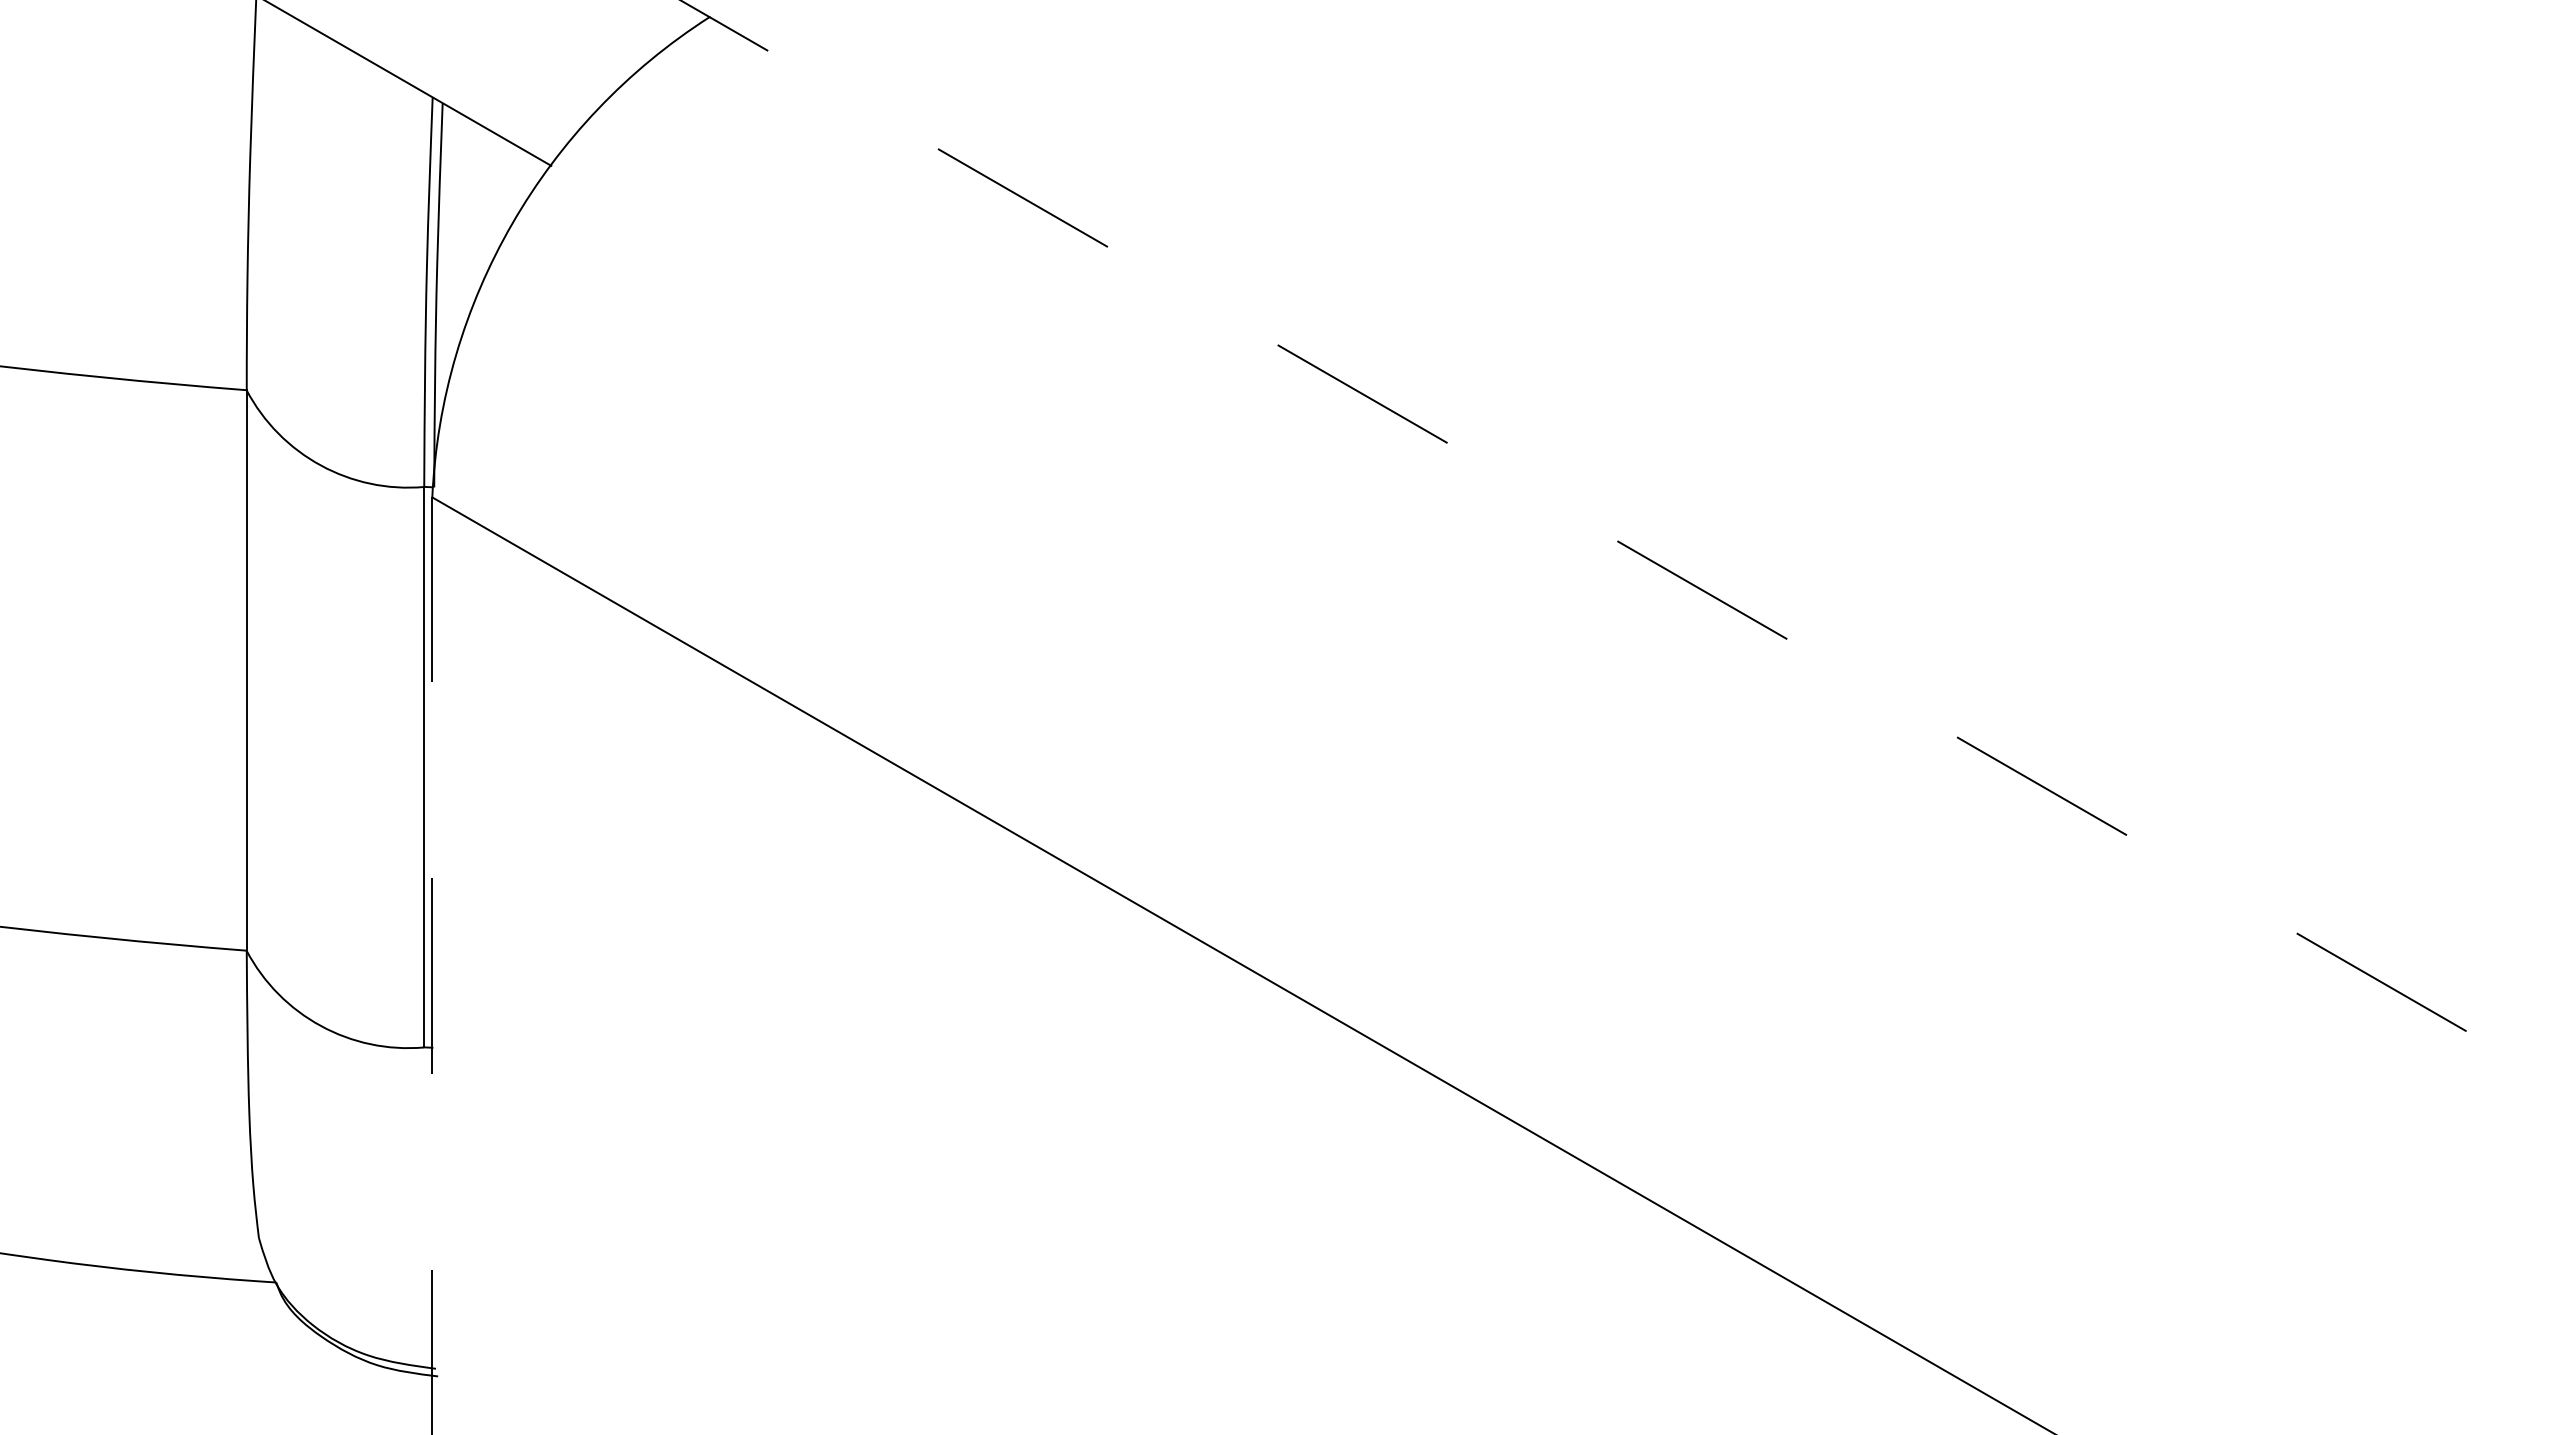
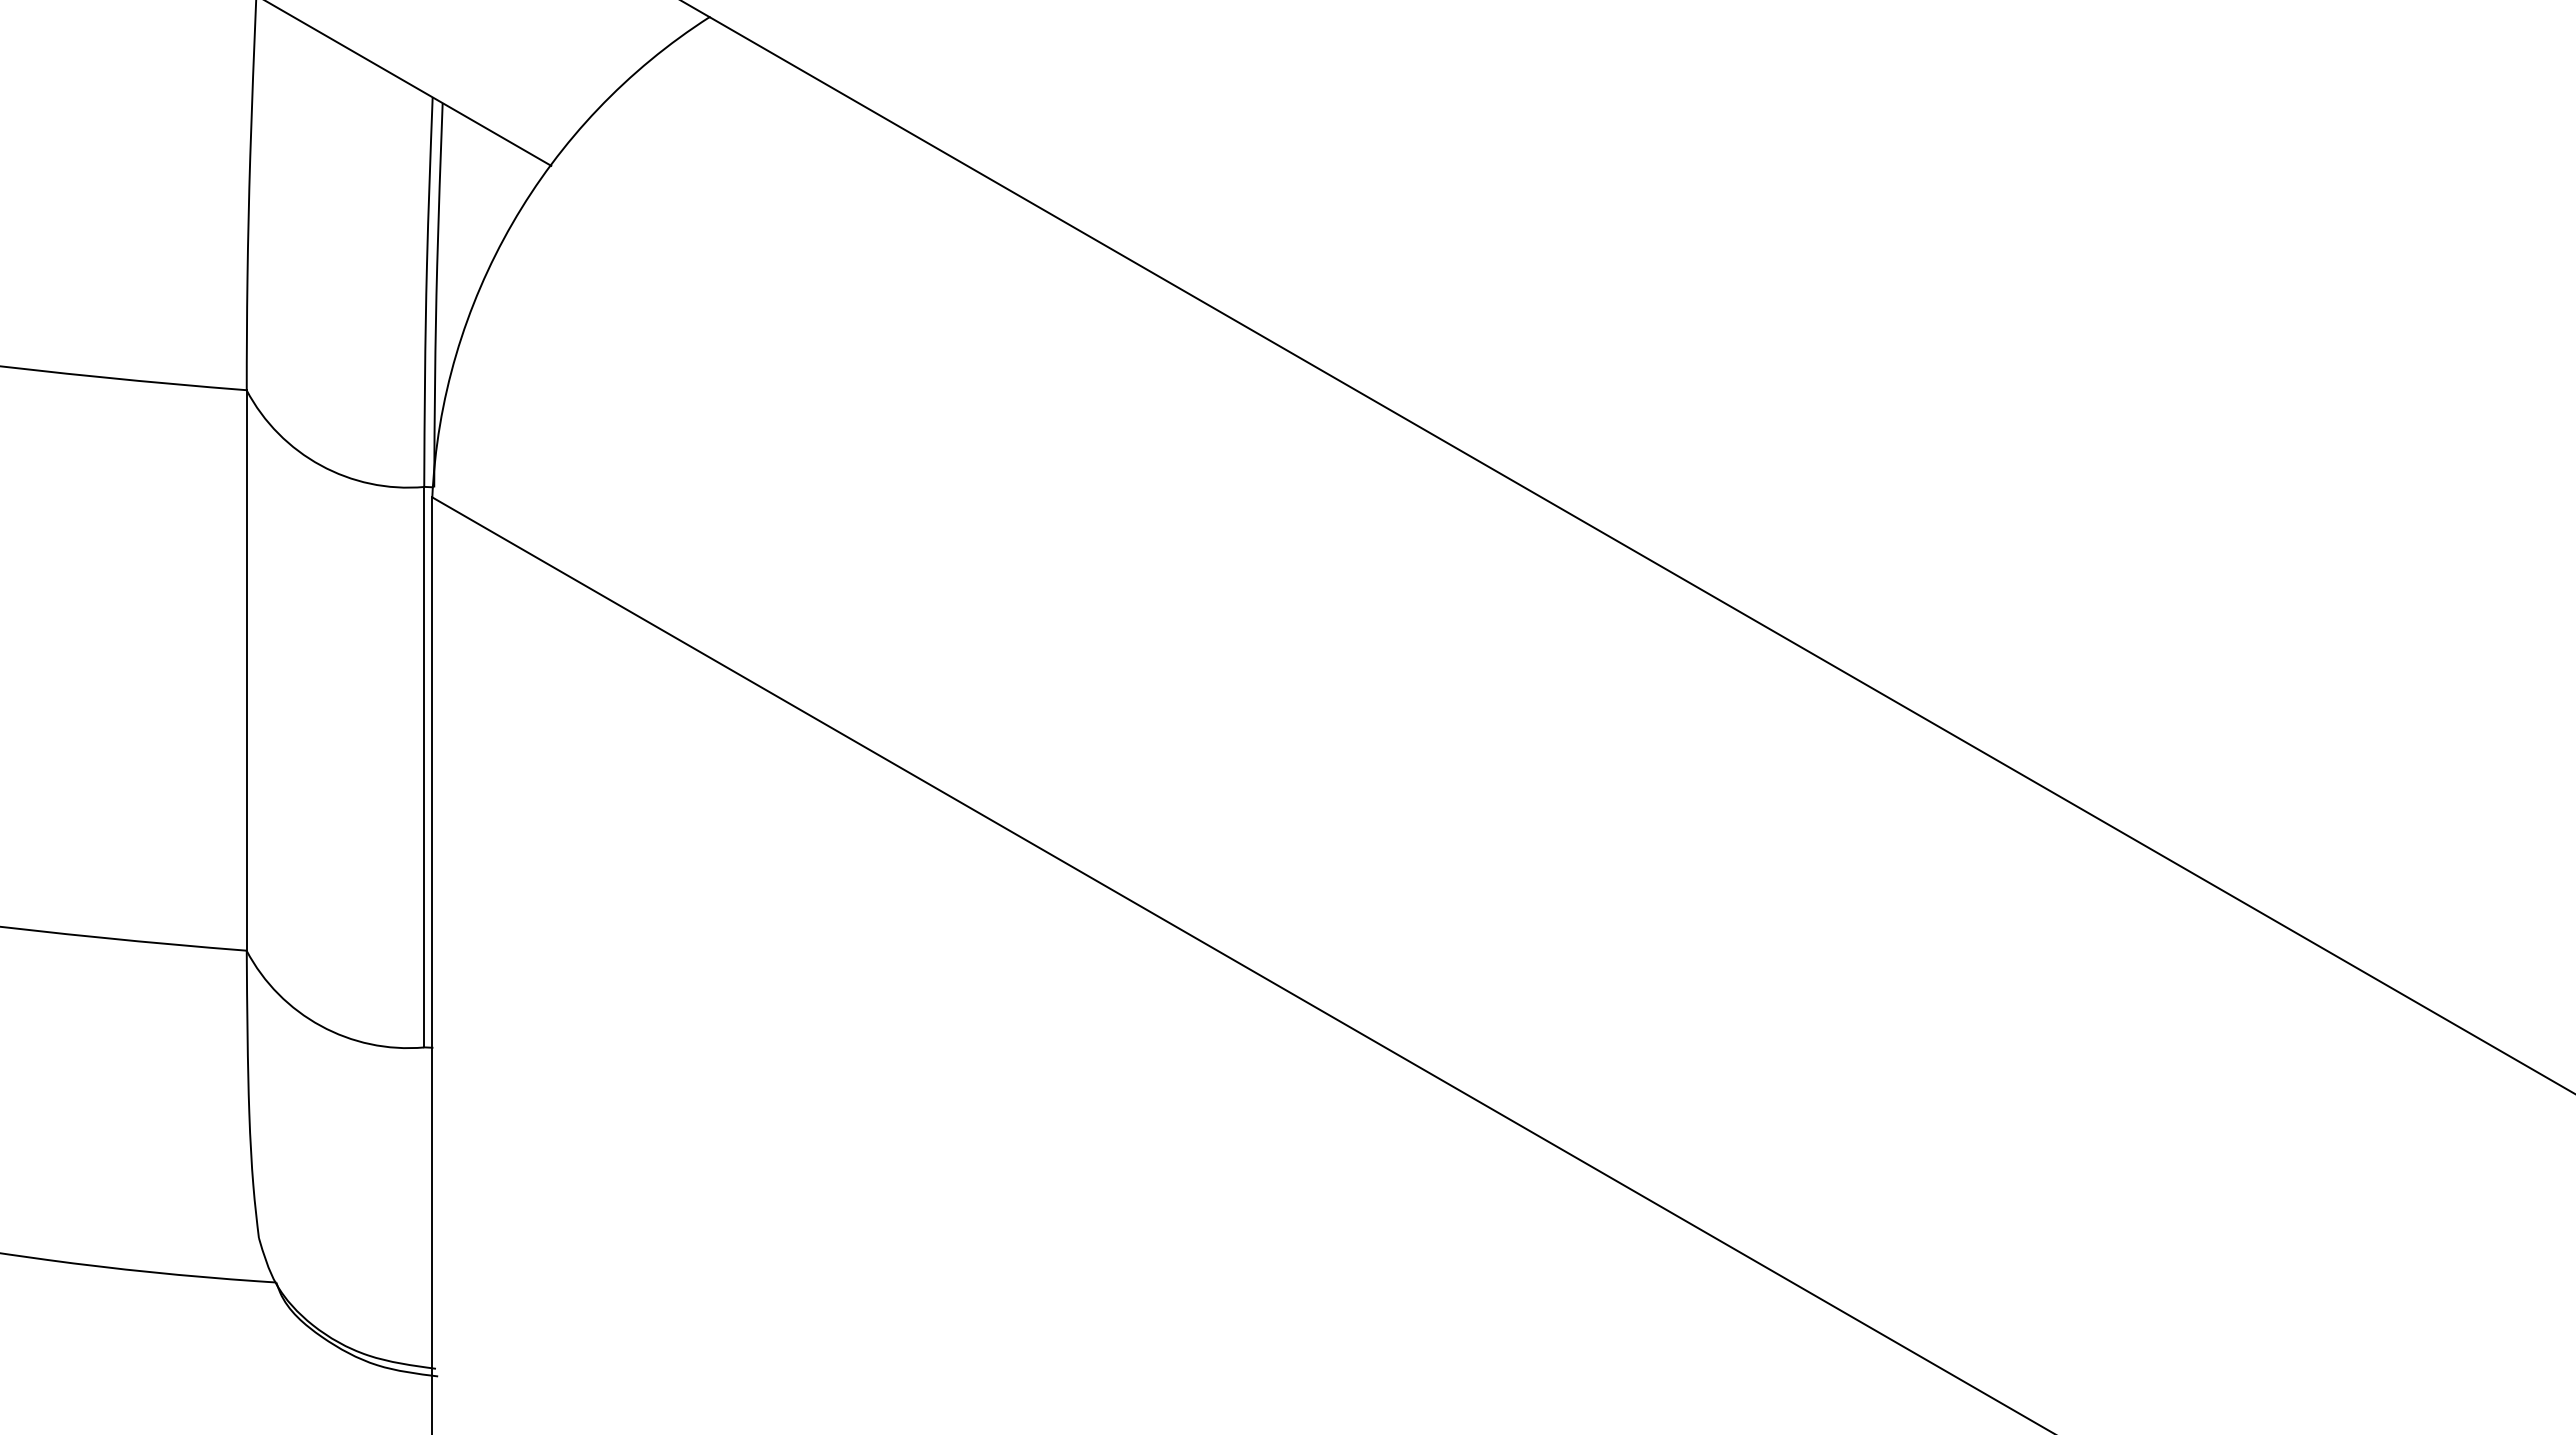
line: dashed -> solid (1642, 555)
line: dashed -> solid (432, 966)
